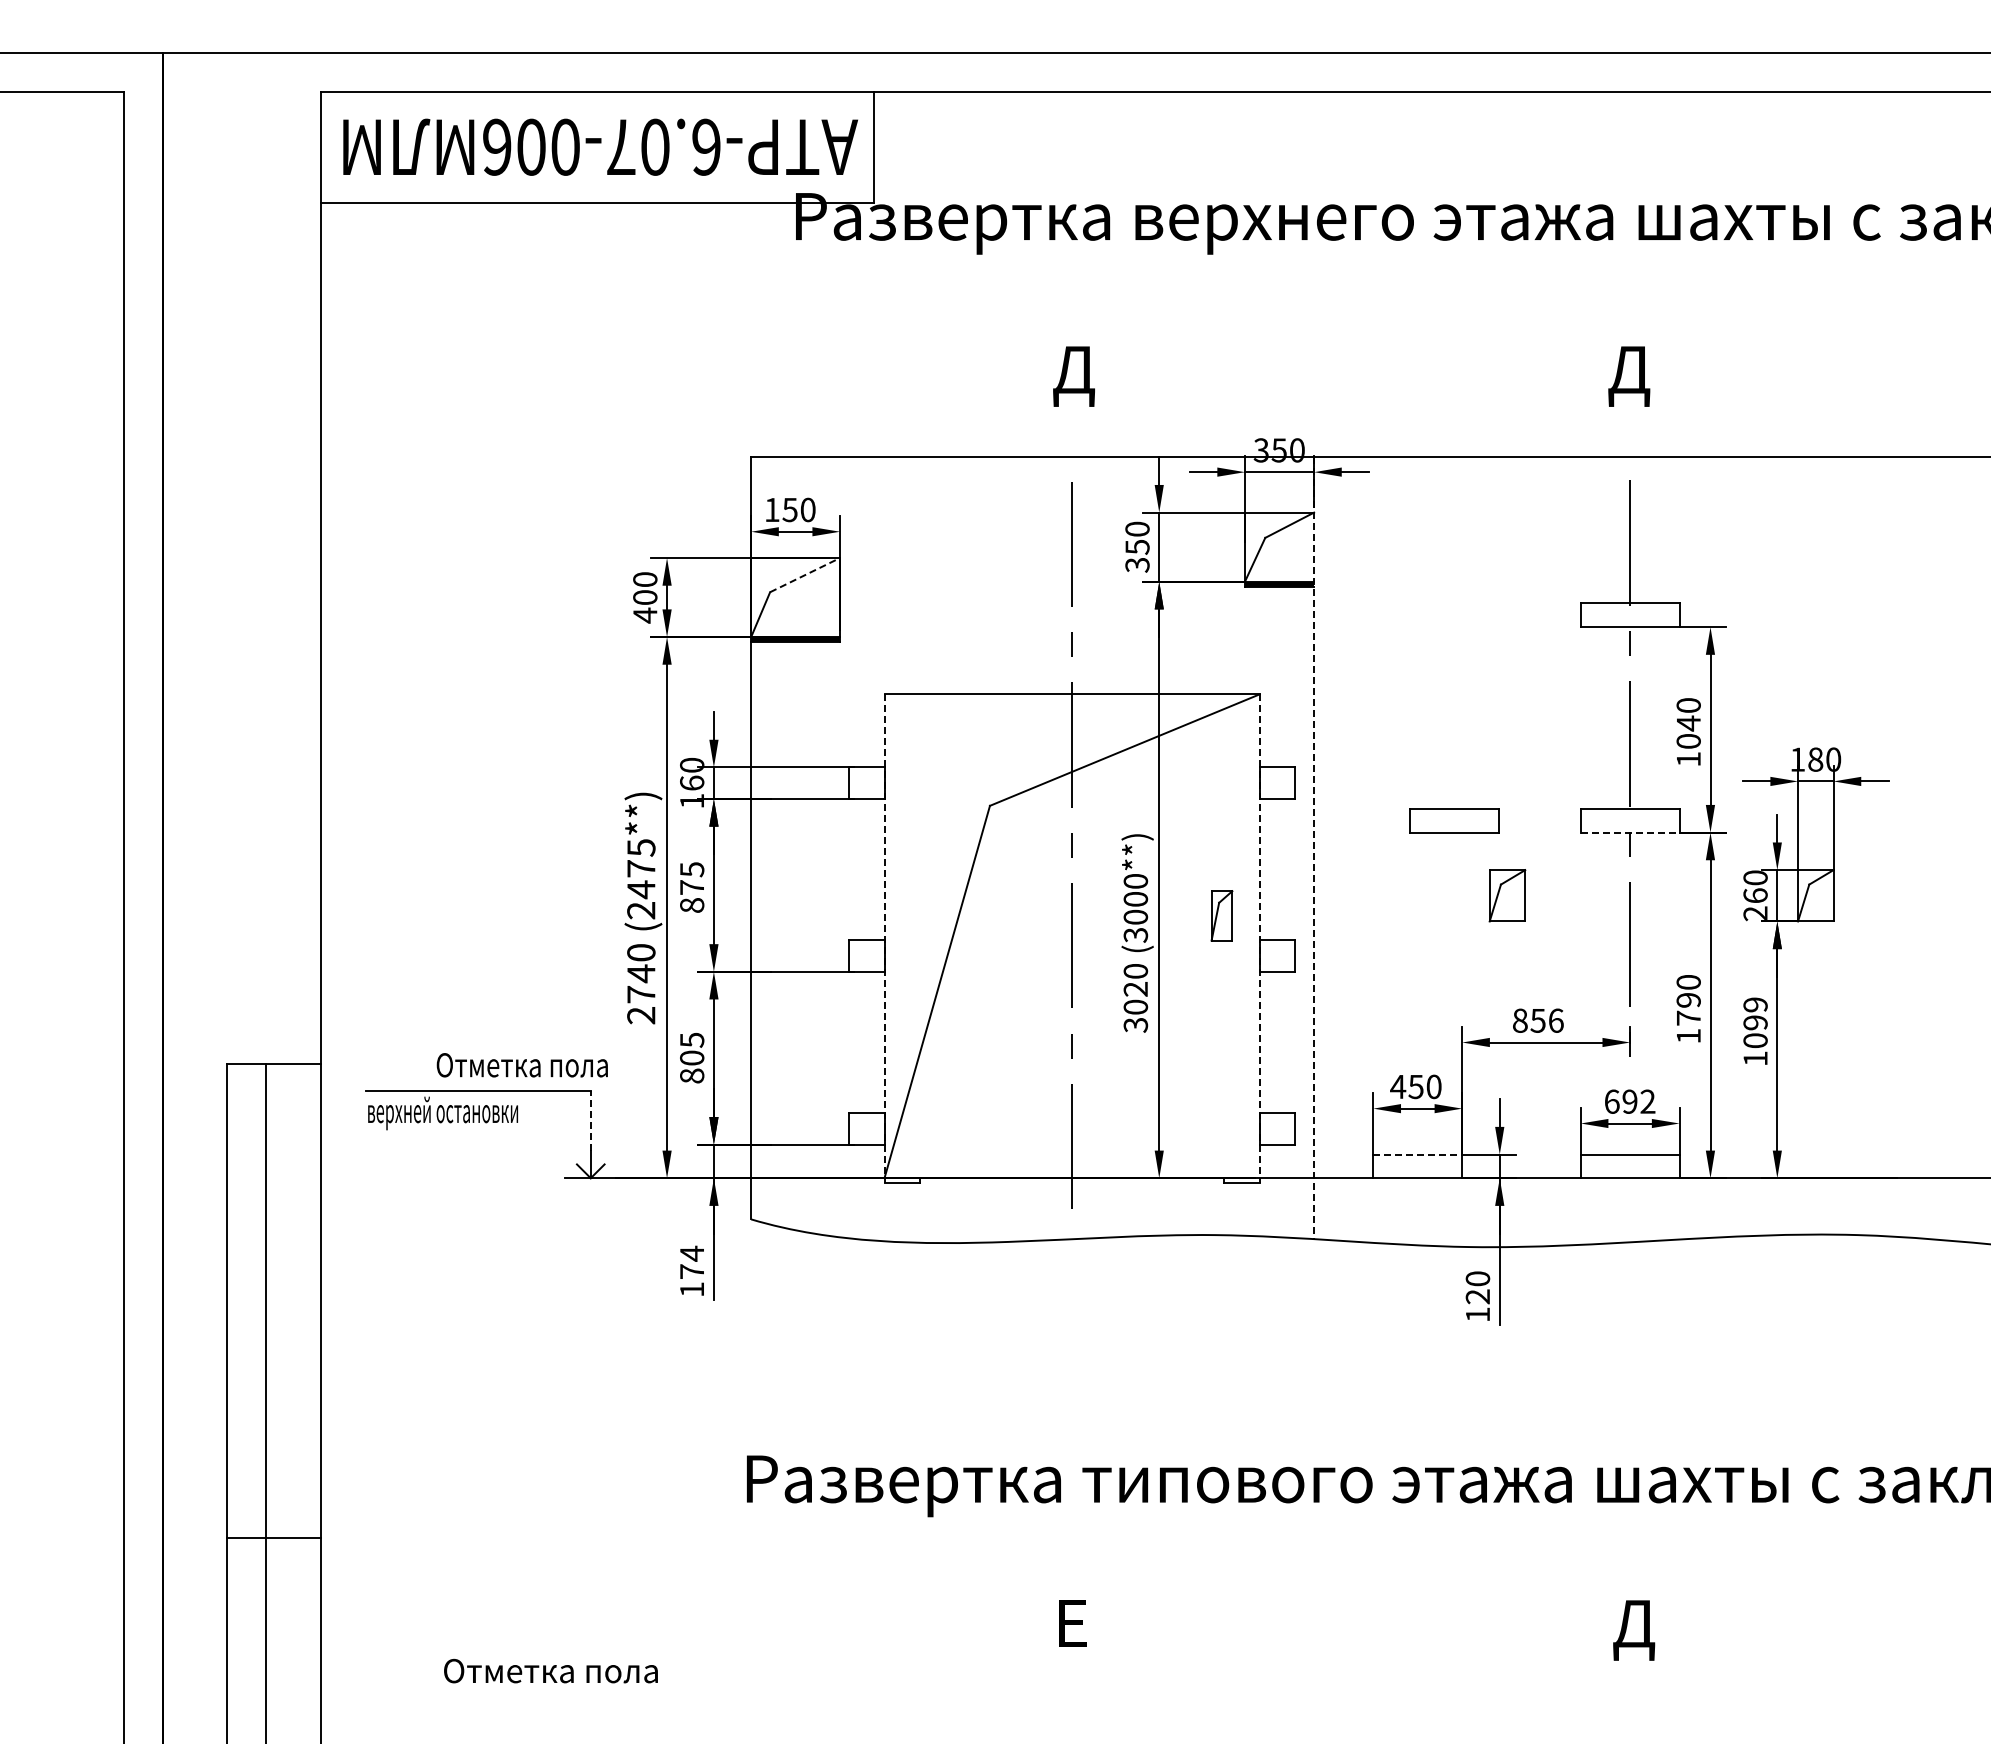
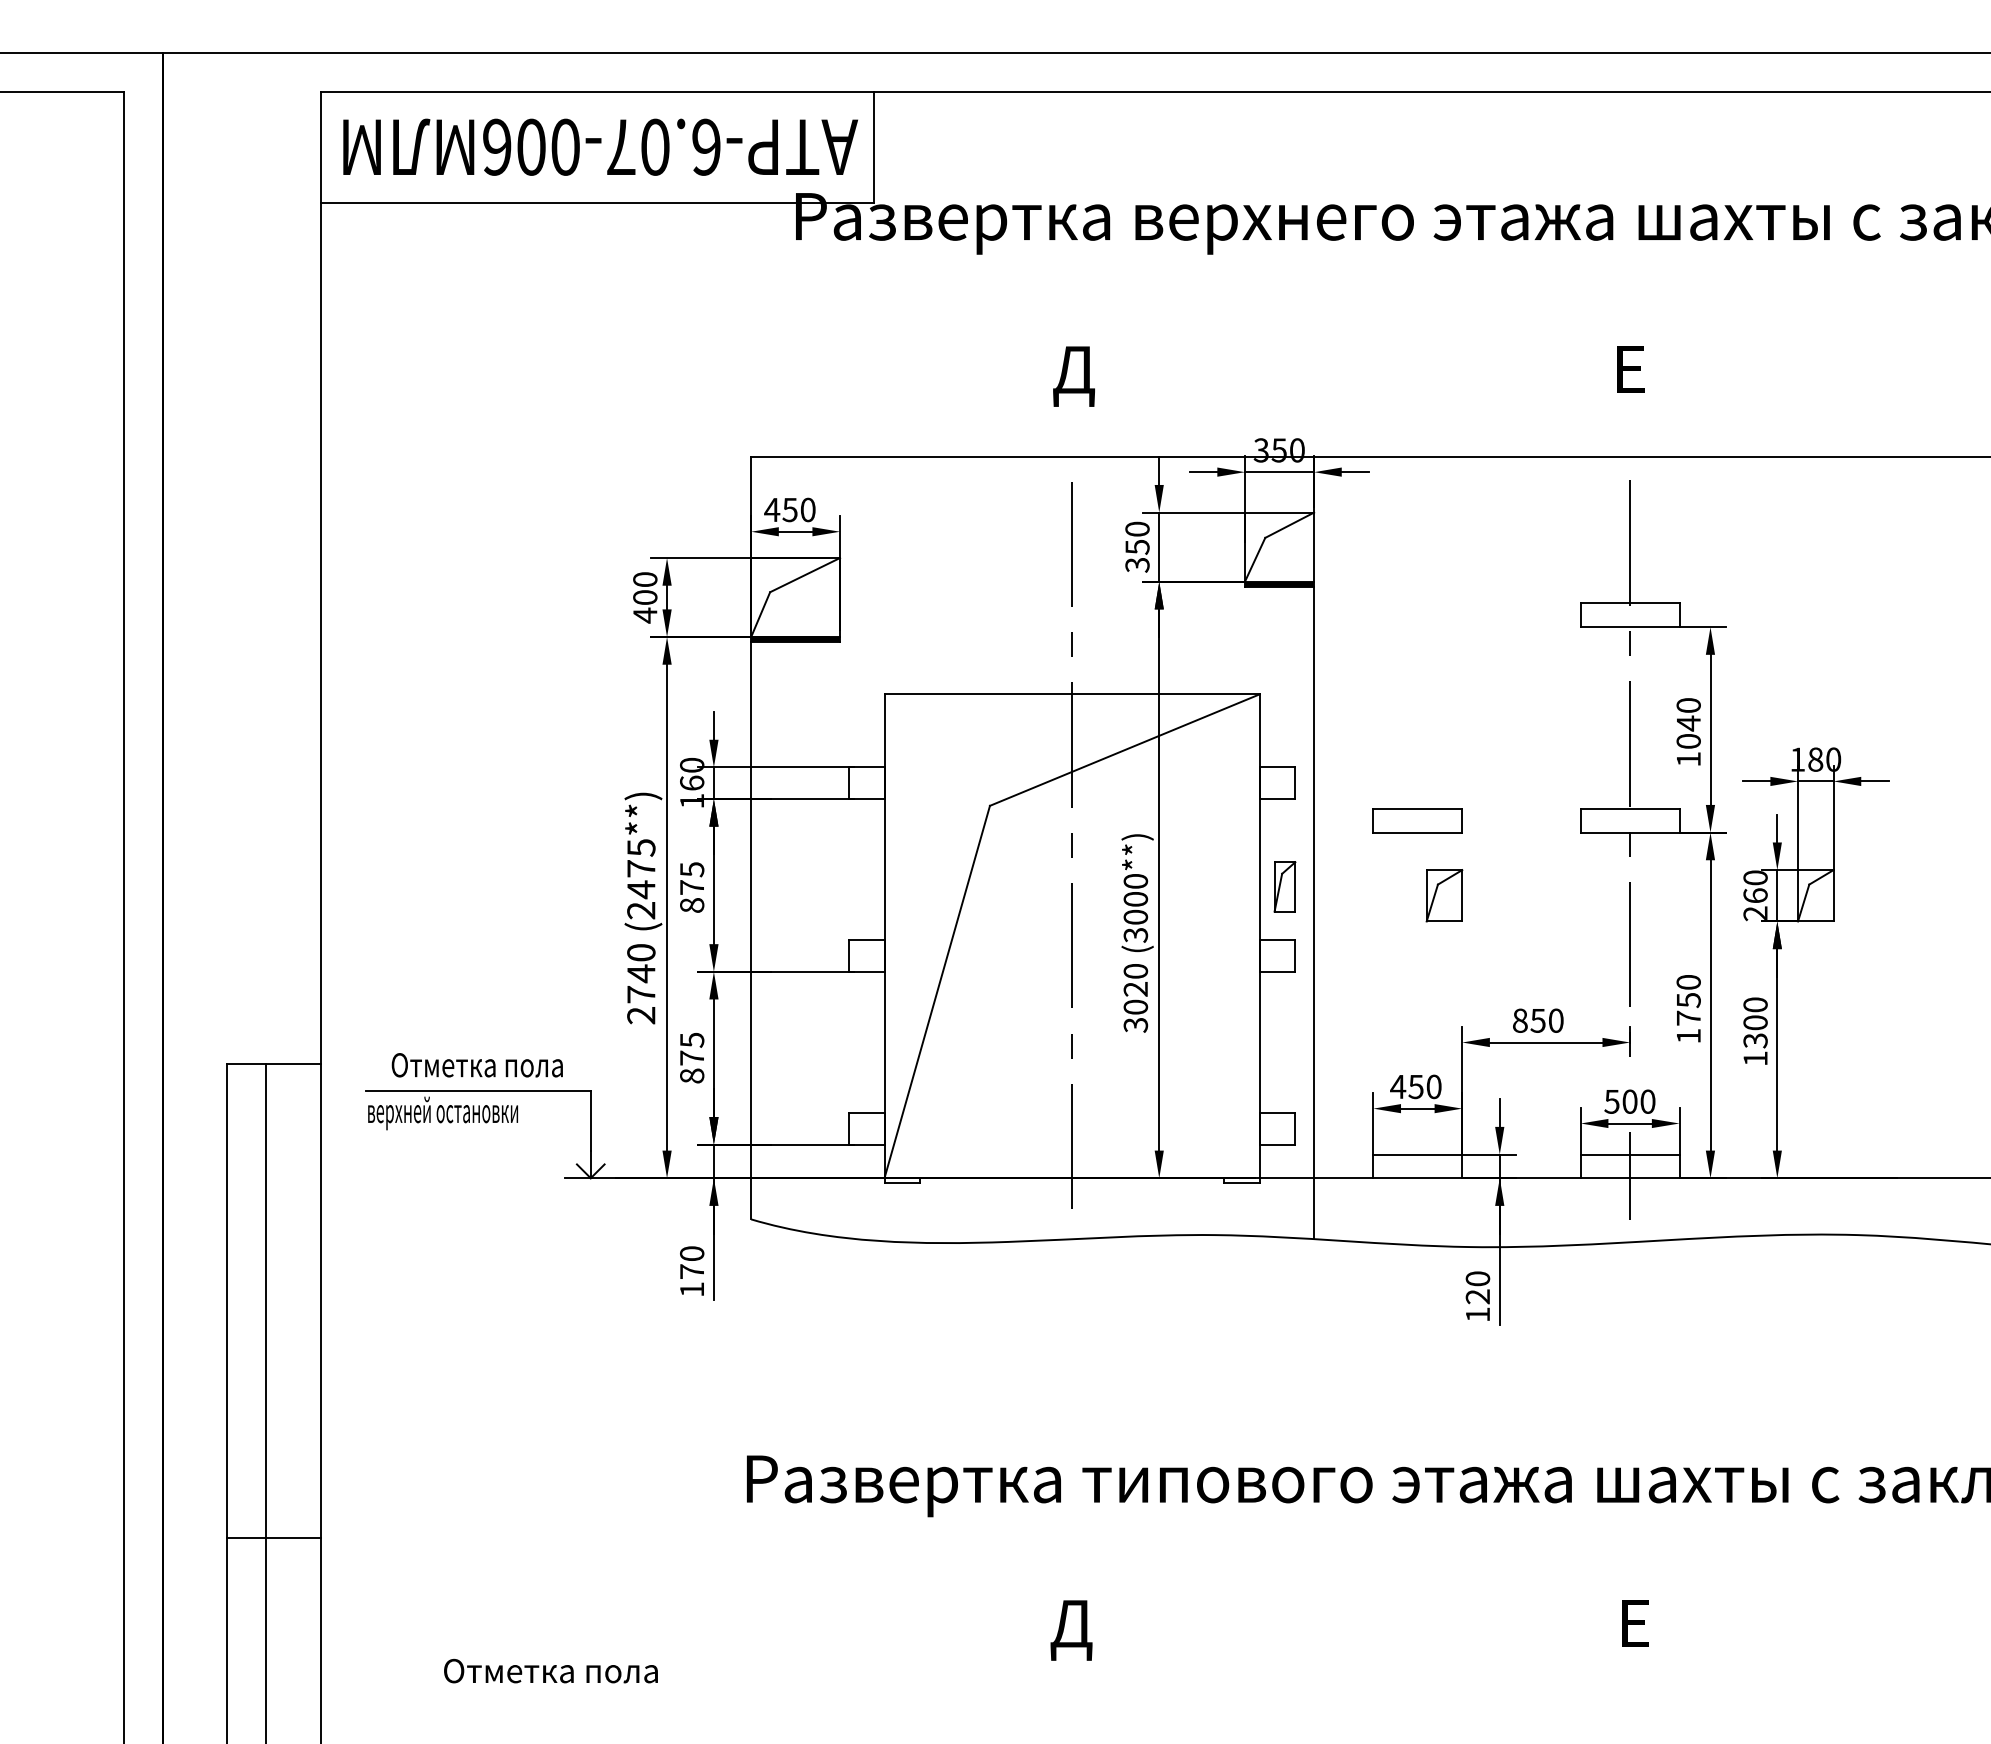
text: Д -> Е (1629, 376)
text: 150 -> 450 (772, 509)
line: dashed -> solid (805, 575)
part position: (1454, 820) -> (1417, 820) (1417, 820)
line: dashed -> solid (1630, 832)
line: dashed -> solid (1314, 848)
part position: (1507, 895) -> (1444, 895) (1444, 895)
part position: (1221, 915) -> (1284, 886) (1284, 886)
line: dashed -> solid (884, 939)
line: dashed -> solid (1259, 939)
text: 1790 -> 1750 (1688, 1000)
text: 856 -> 850 (1556, 1020)
text: 1099 -> 1300 (1755, 1022)
text: 805 -> 875 (692, 1057)
text position: (521, 1065) -> (476, 1065) (476, 1065)
text: 692 -> 500 (1629, 1101)
line: dashed -> solid (590, 1120)
line: dashed -> solid (1418, 1154)
line: none -> present (1630, 1176)
text: 174 -> 170 (692, 1253)
text: Е -> Д (1071, 1630)
text: Д -> Е (1634, 1630)
